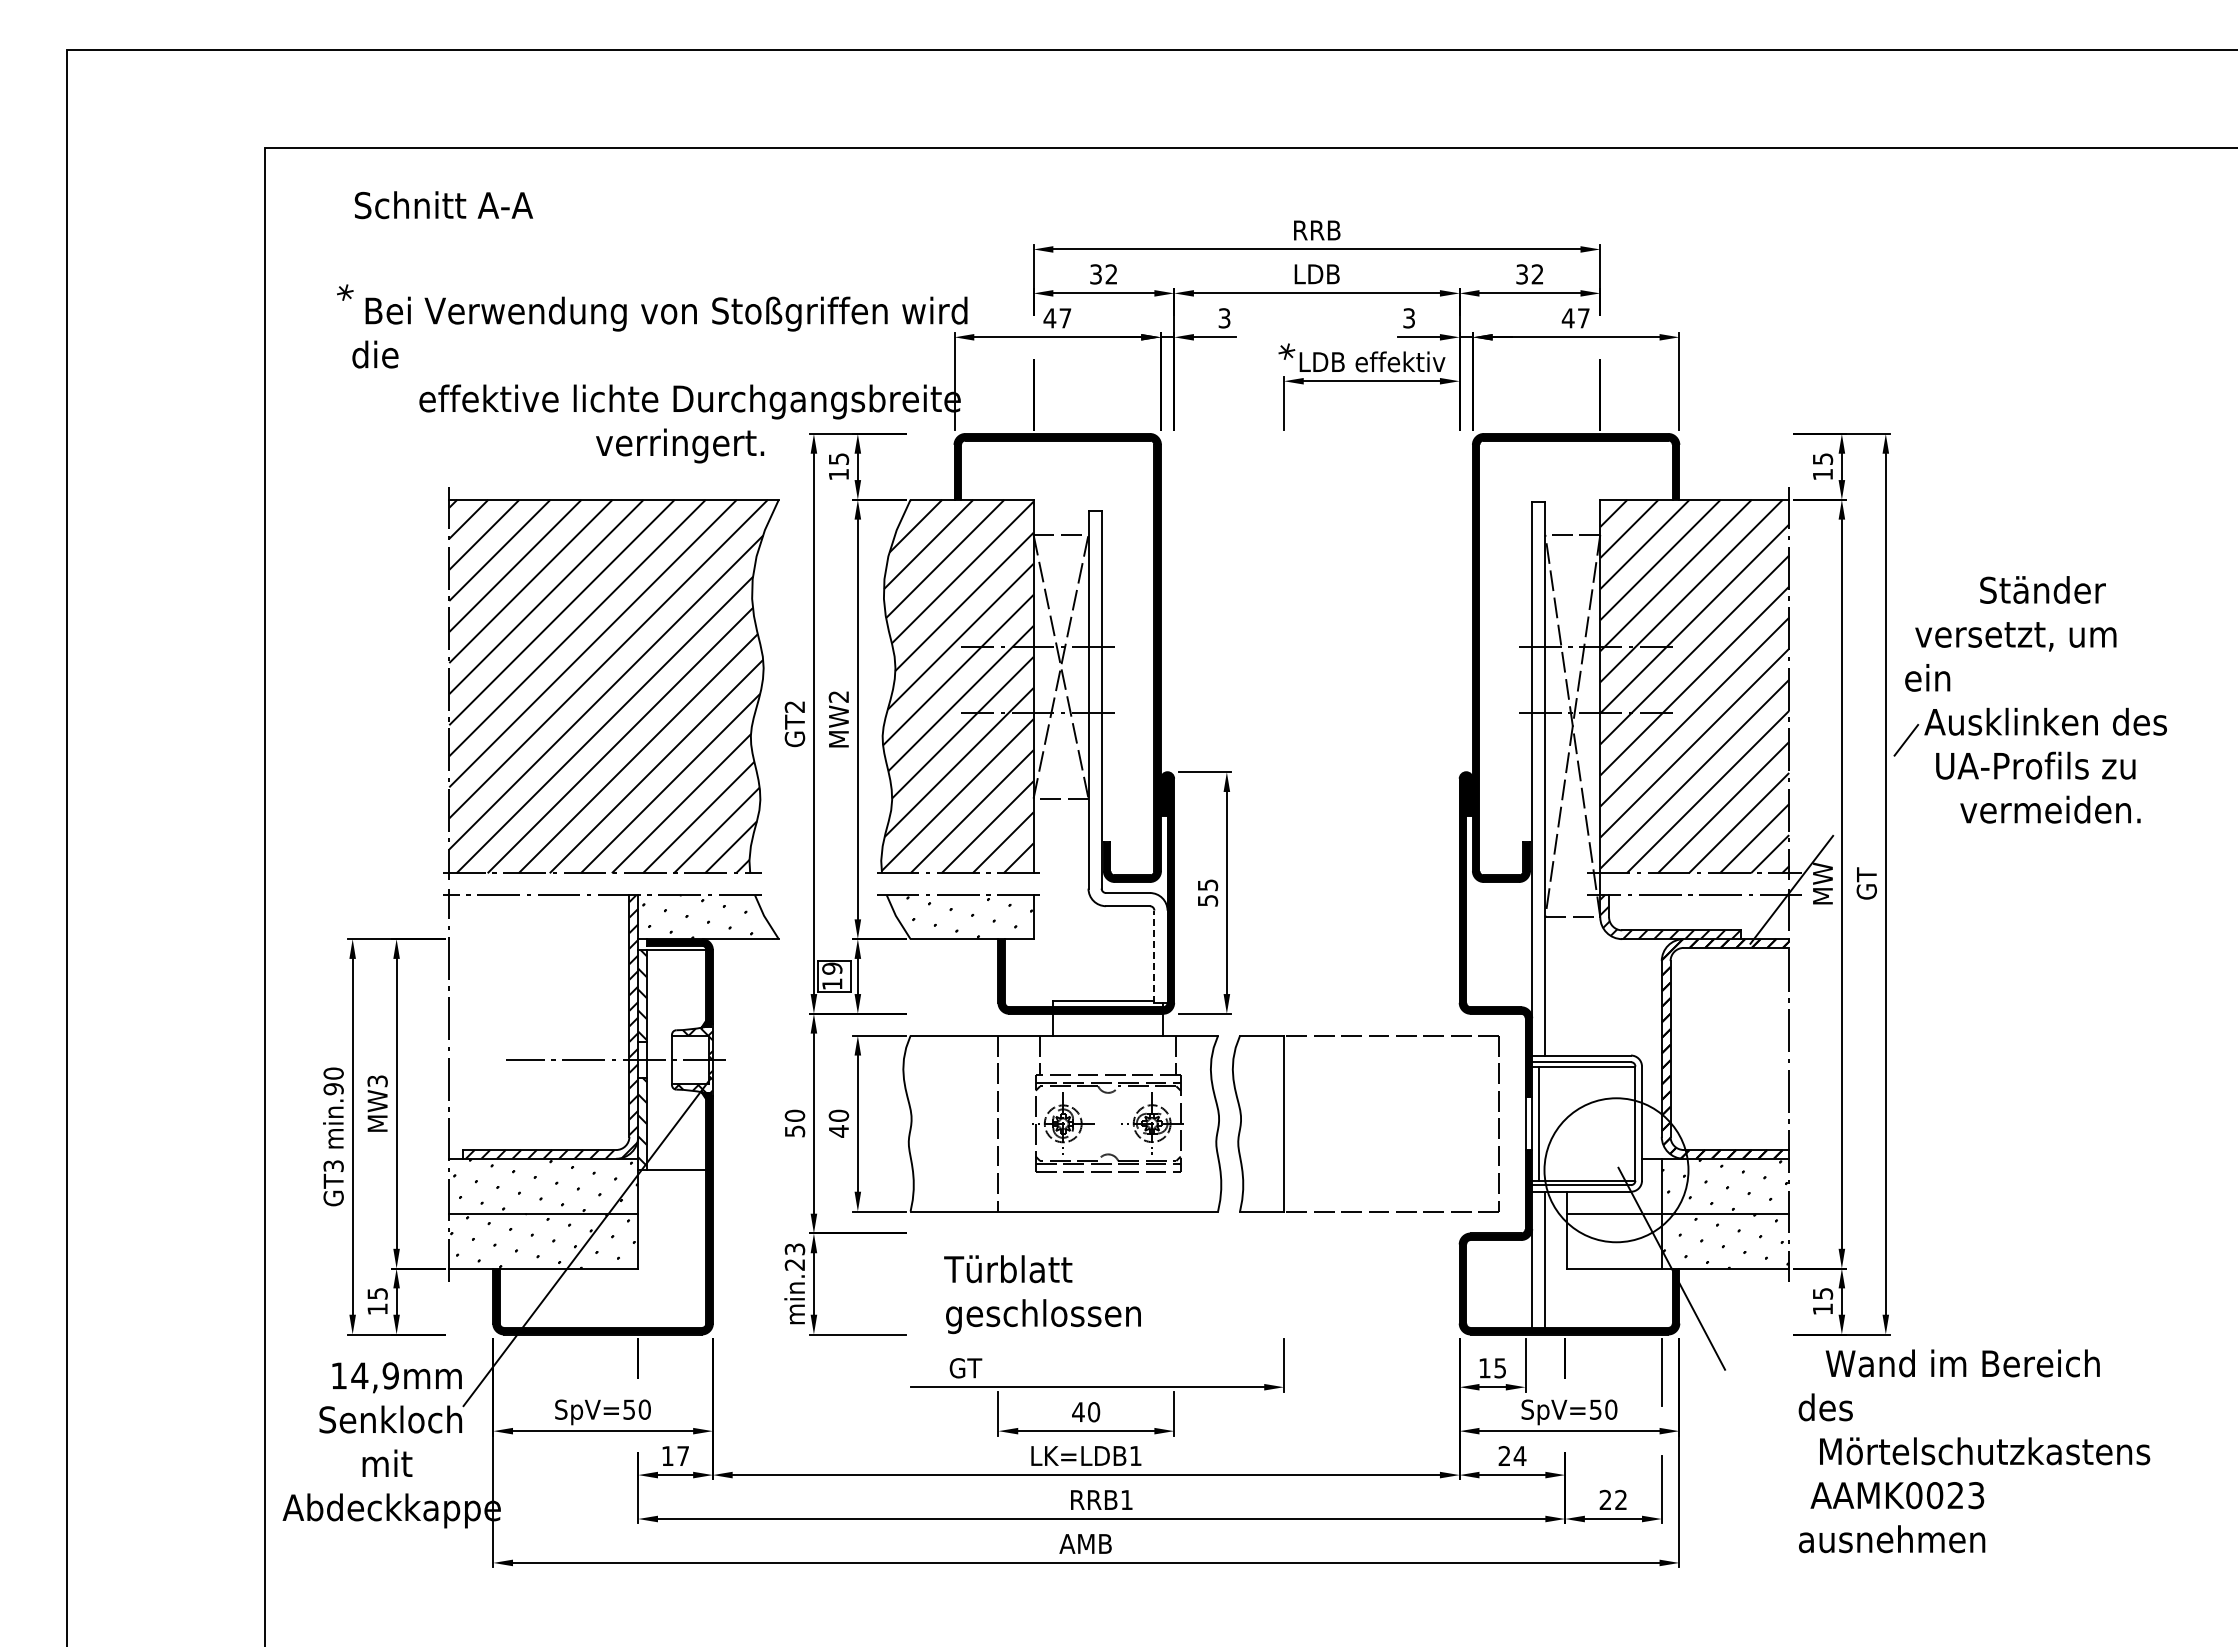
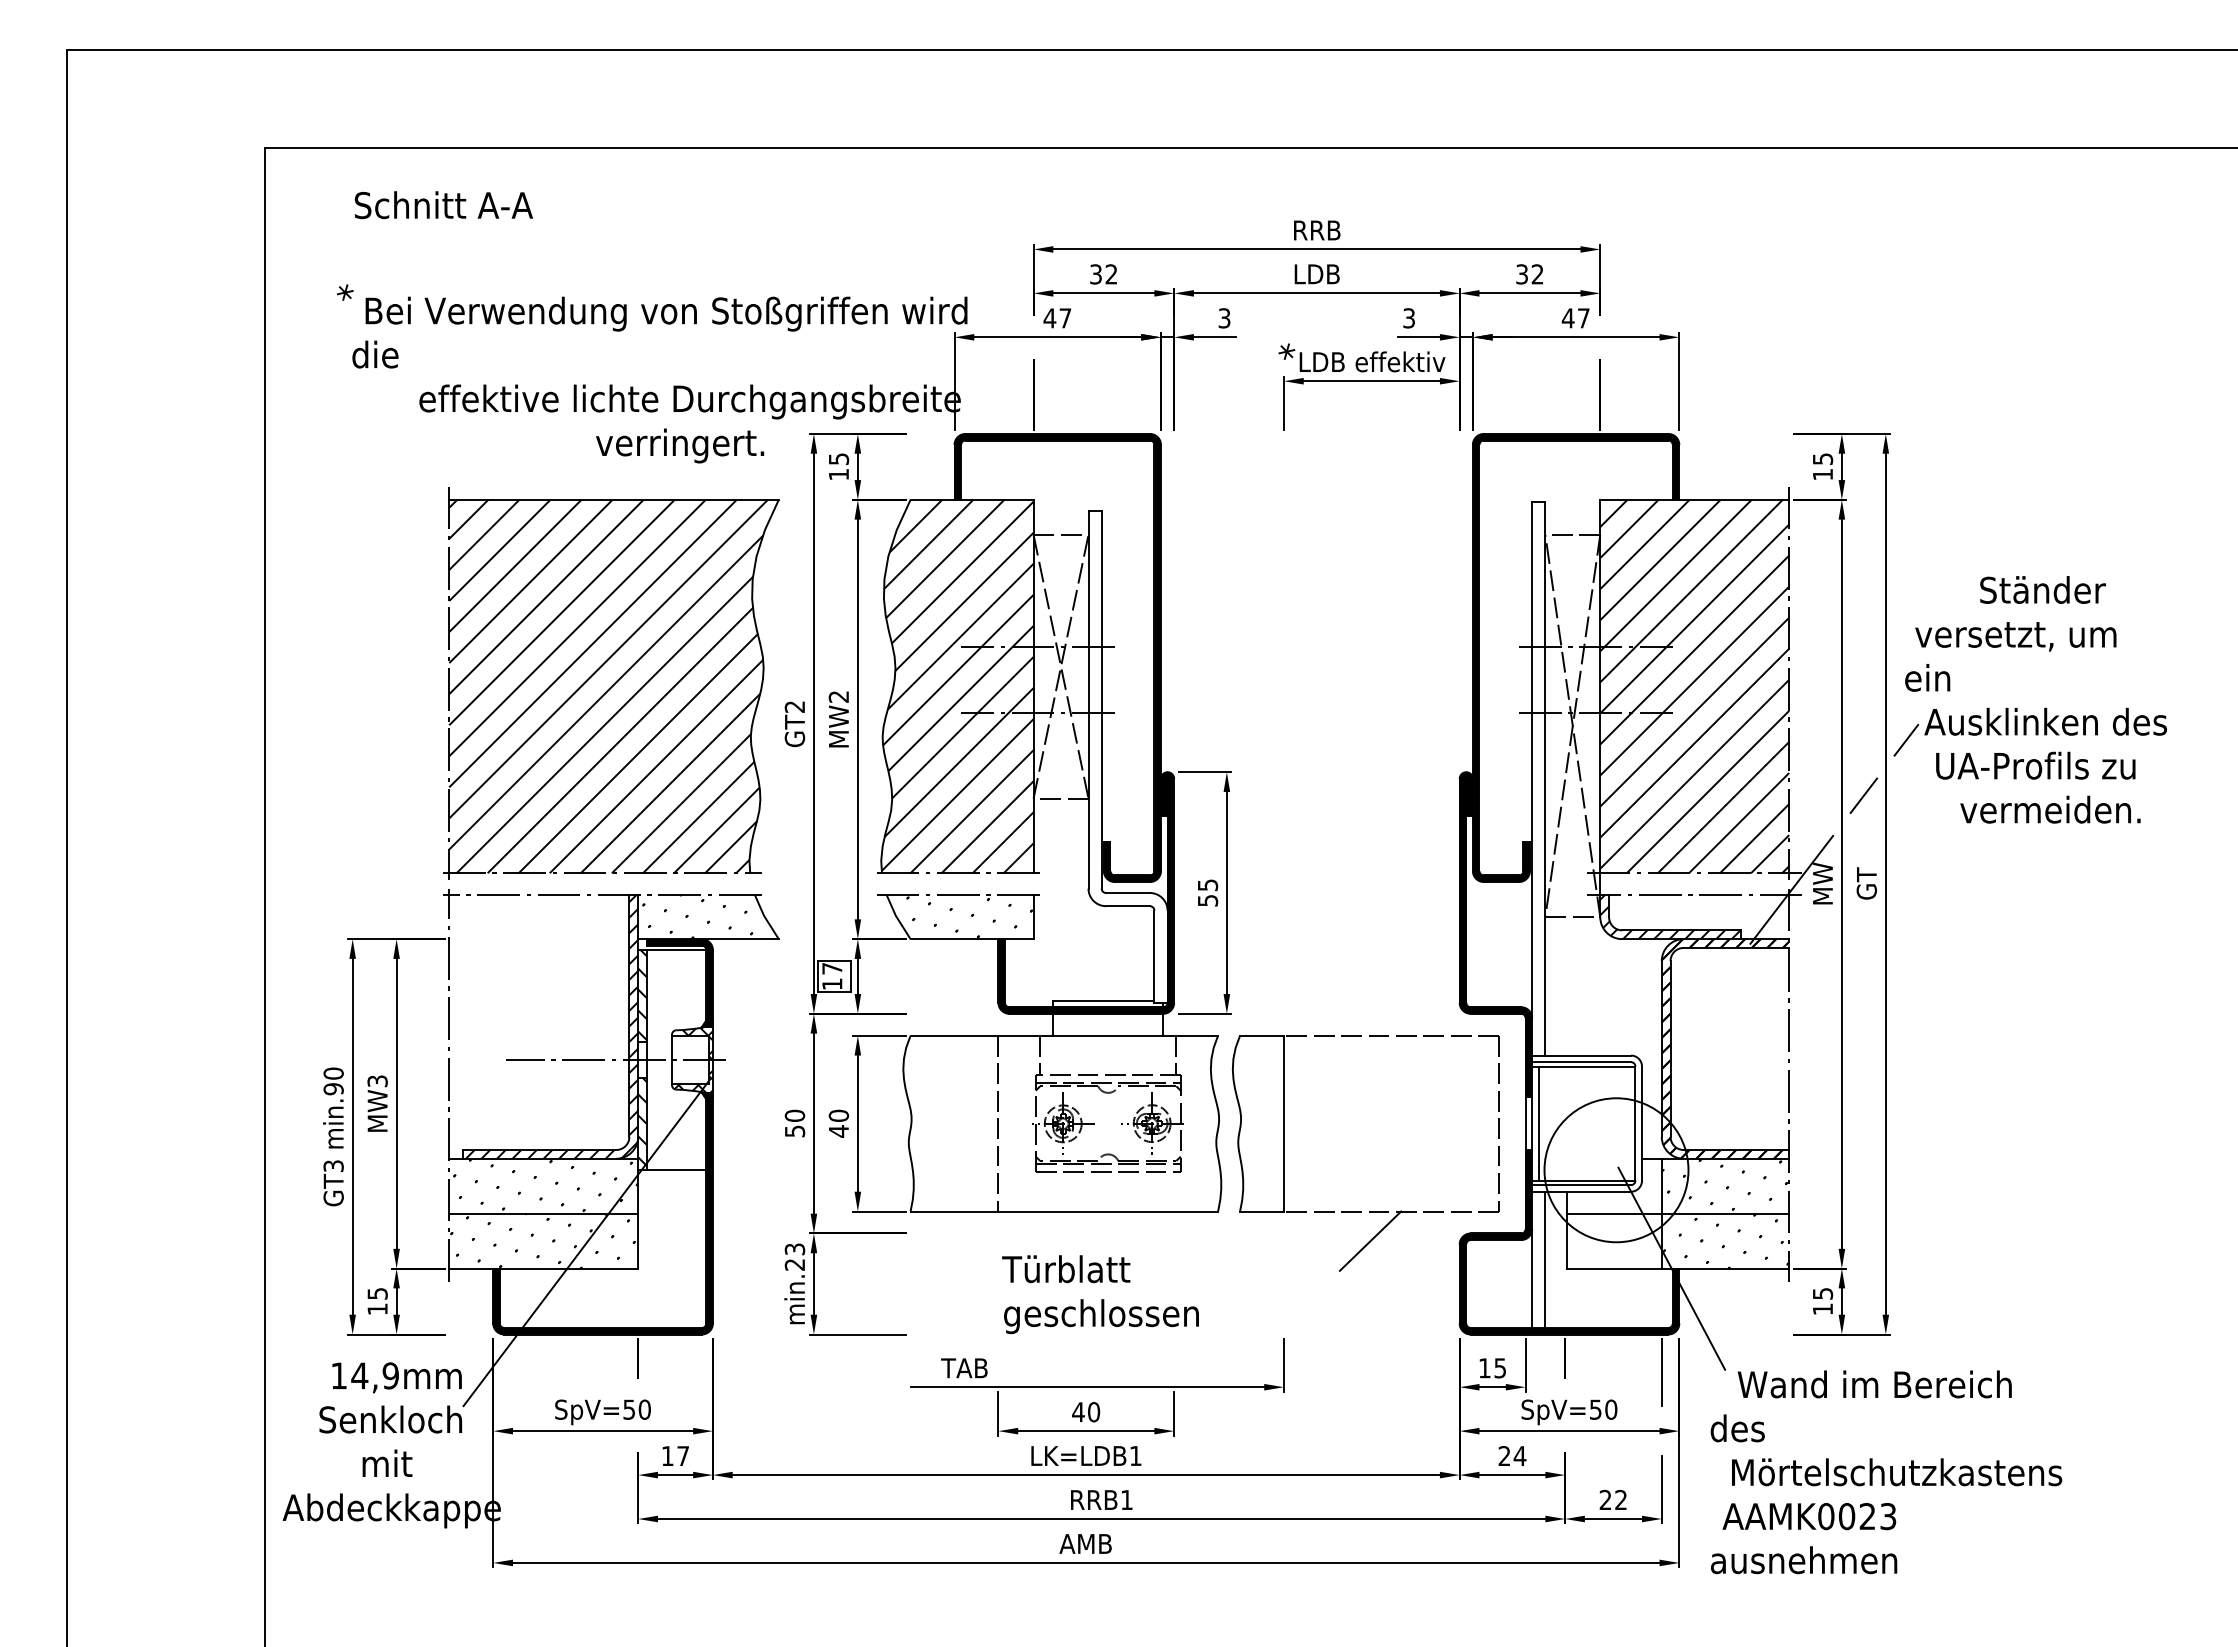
line: none -> present (1863, 795)
line: dashed -> solid (1154, 956)
text: 19 -> 17 (832, 968)
line: none -> present (1370, 1240)
text position: (1042, 1294) -> (1100, 1294) (1100, 1294)
text: GT -> TAB (964, 1368)
text position: (1974, 1451) -> (1886, 1472) (1886, 1472)
